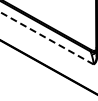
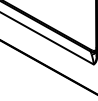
line: dashed -> solid (46, 38)
